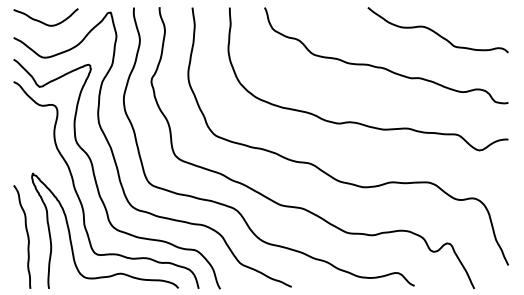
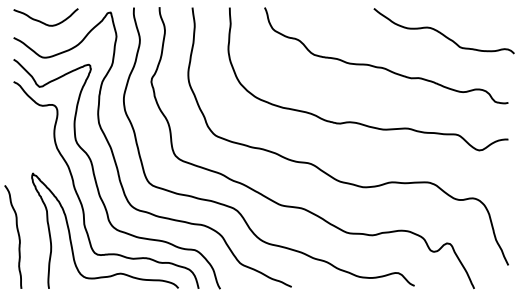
curve position: (437, 32) -> (443, 33) (443, 33)
curve position: (26, 233) -> (17, 233) (17, 233)
